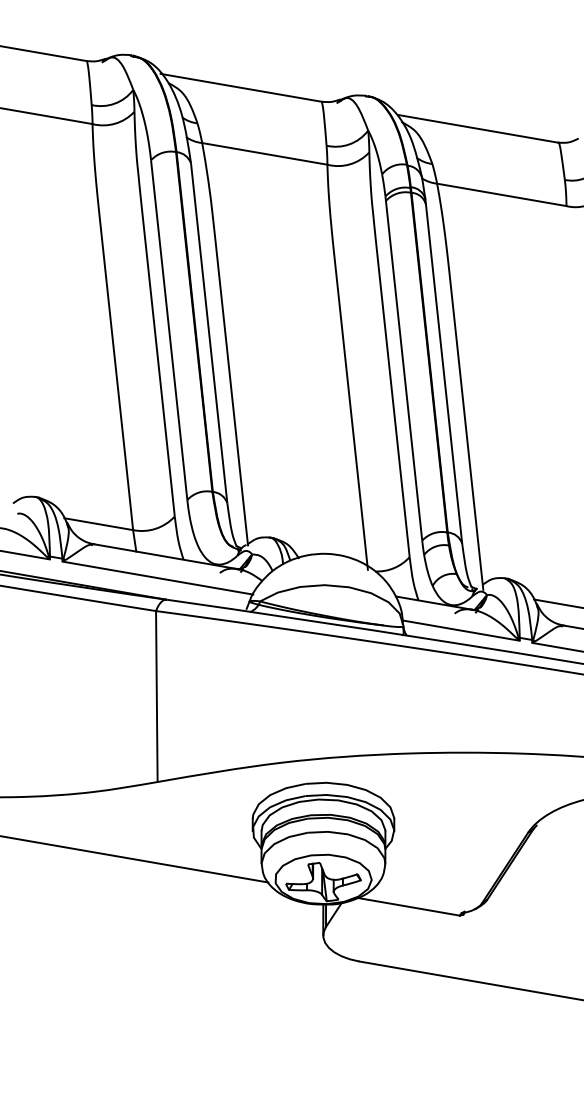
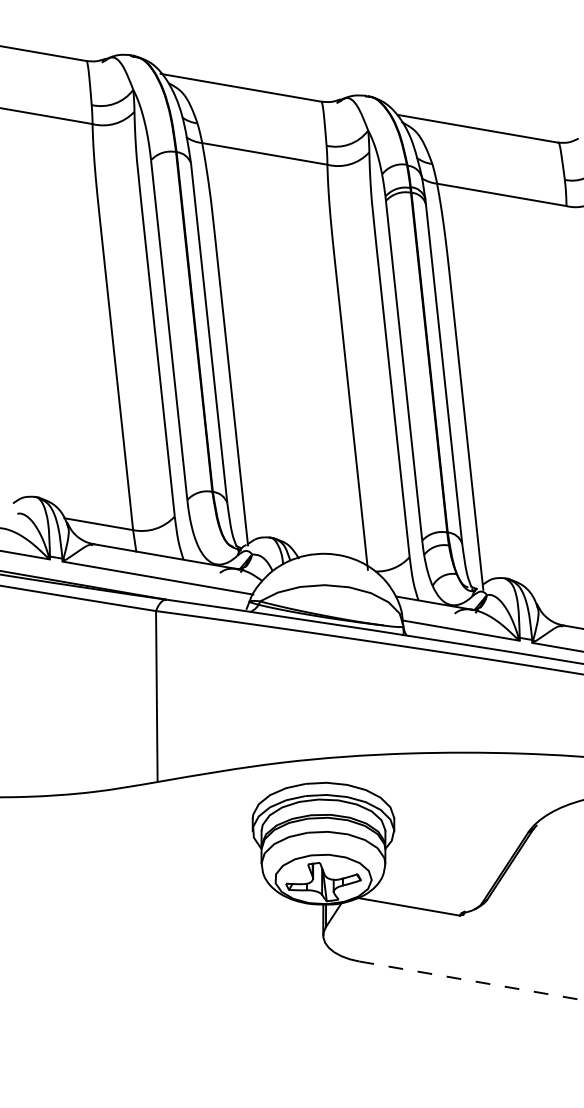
line: present -> none (557, 603)
line: present -> none (135, 859)
line: solid -> dashed (471, 980)
